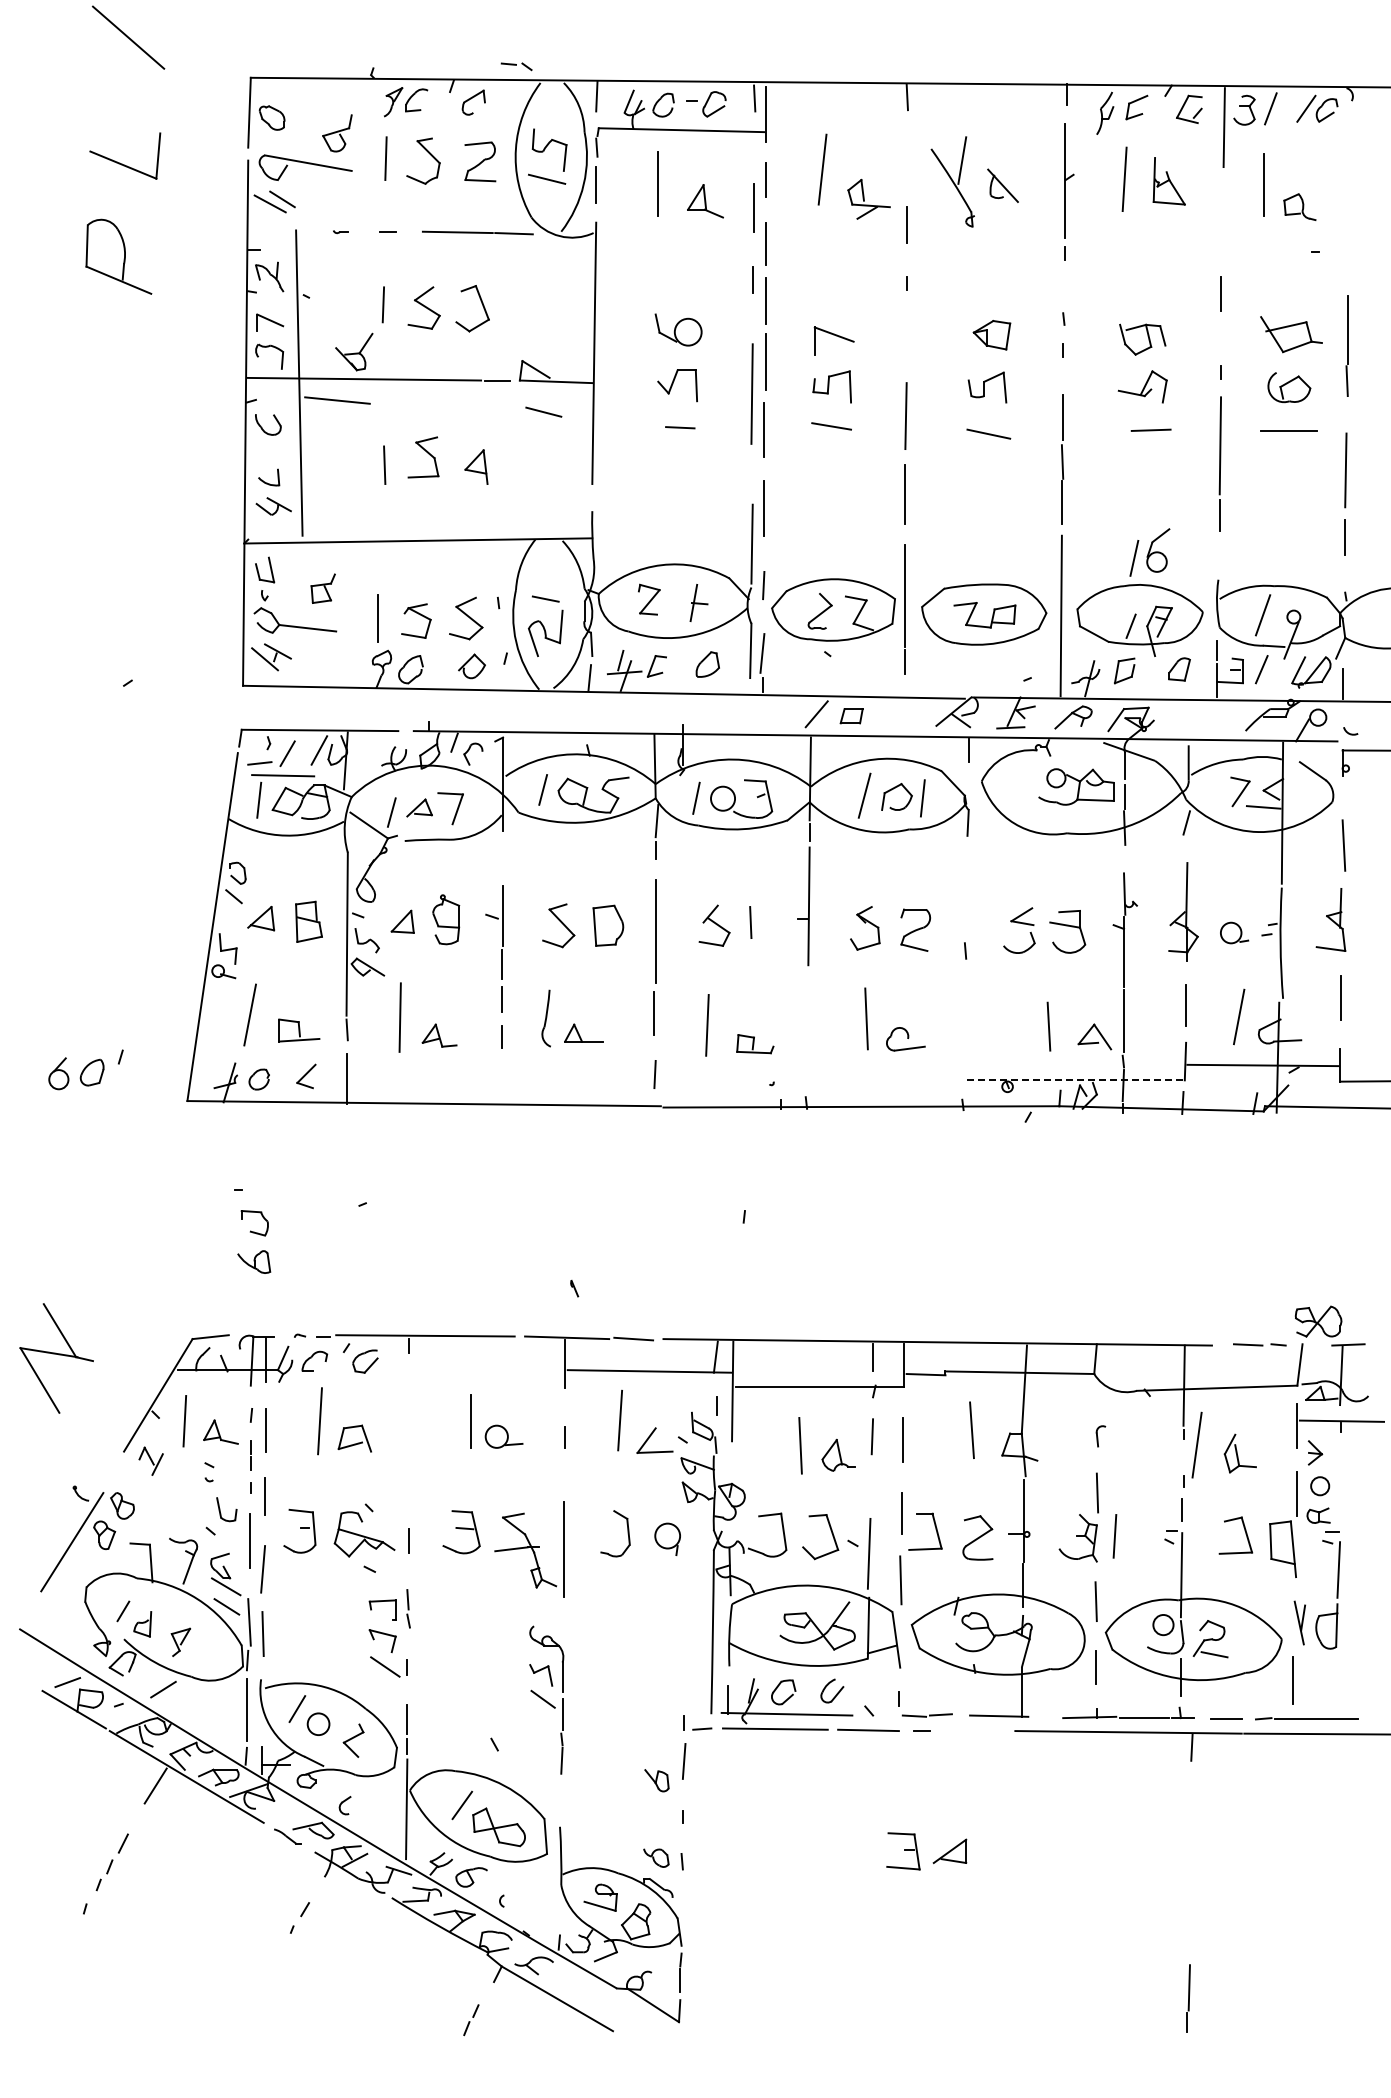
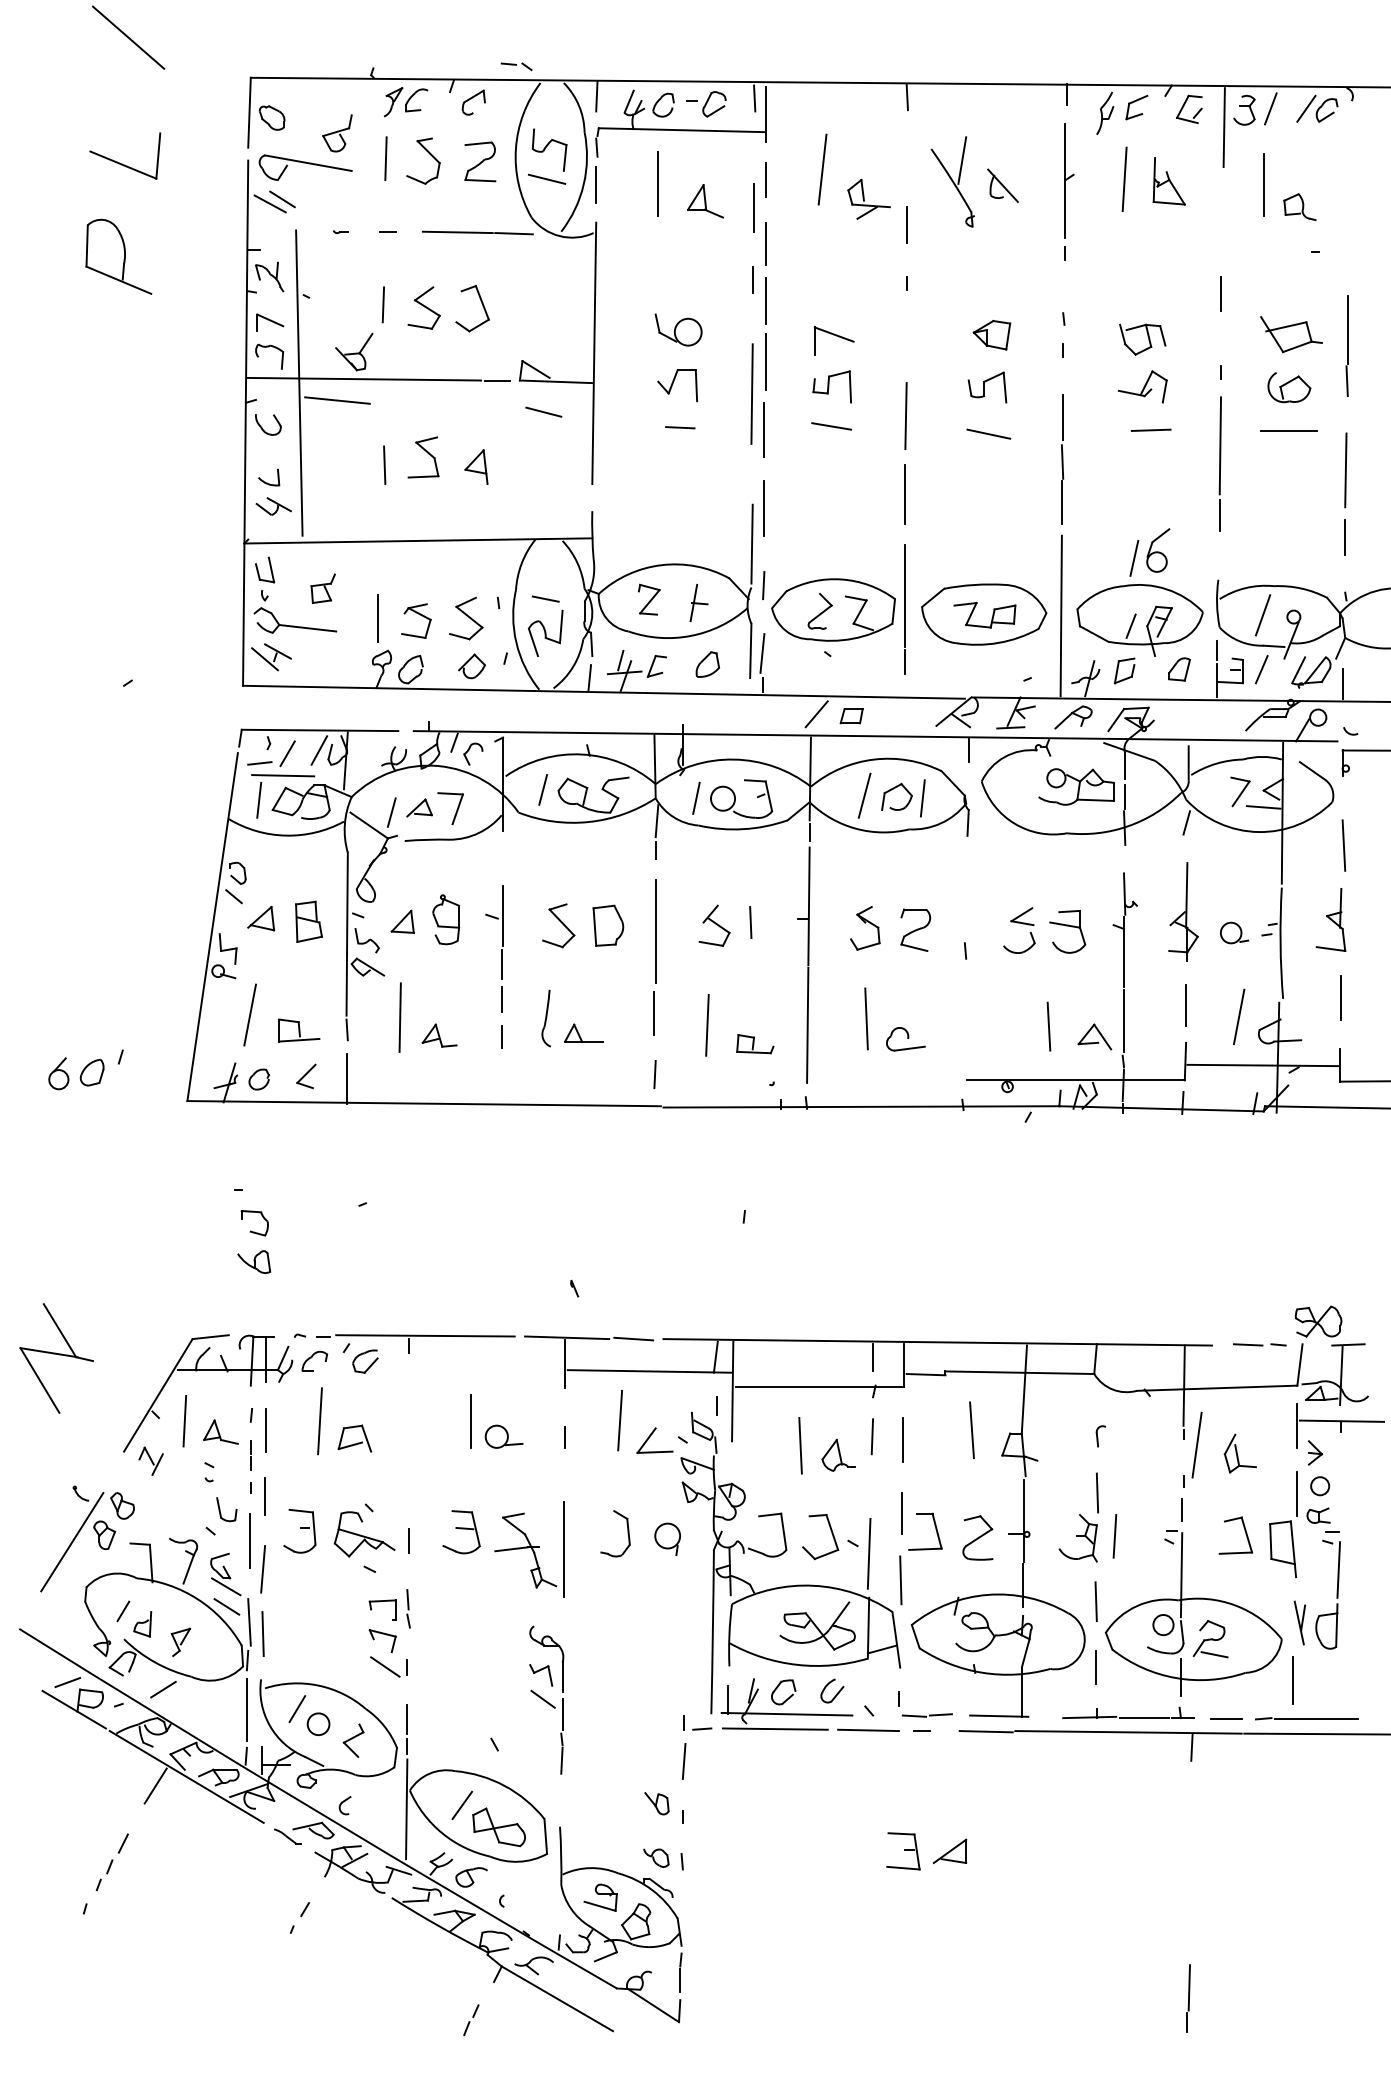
line: none -> present (807, 1024)
line: dashed -> solid (1076, 1080)
line: none -> present (985, 1731)
part position: (656, 1780) -> (656, 1803) (656, 1803)
